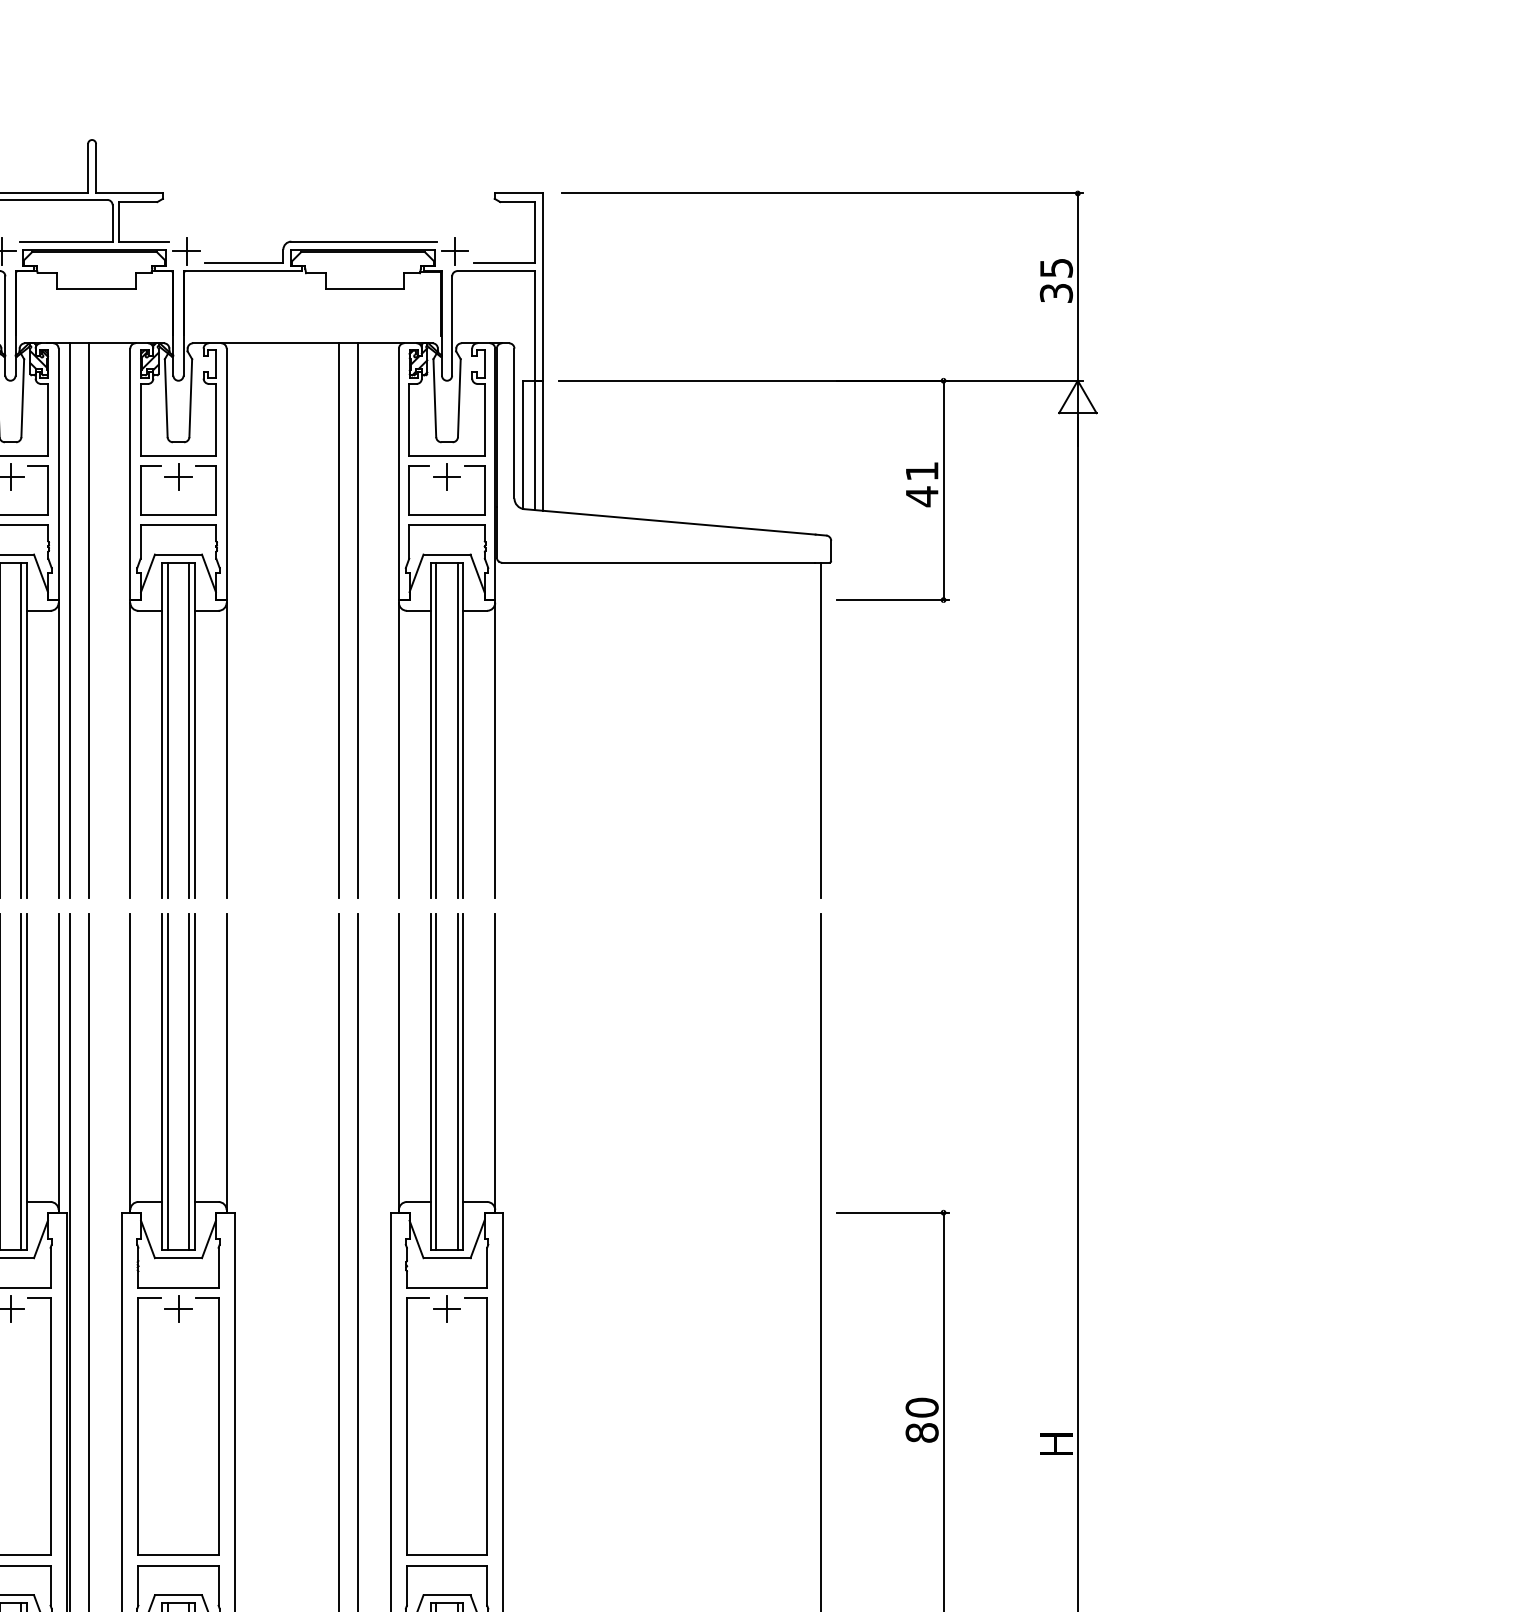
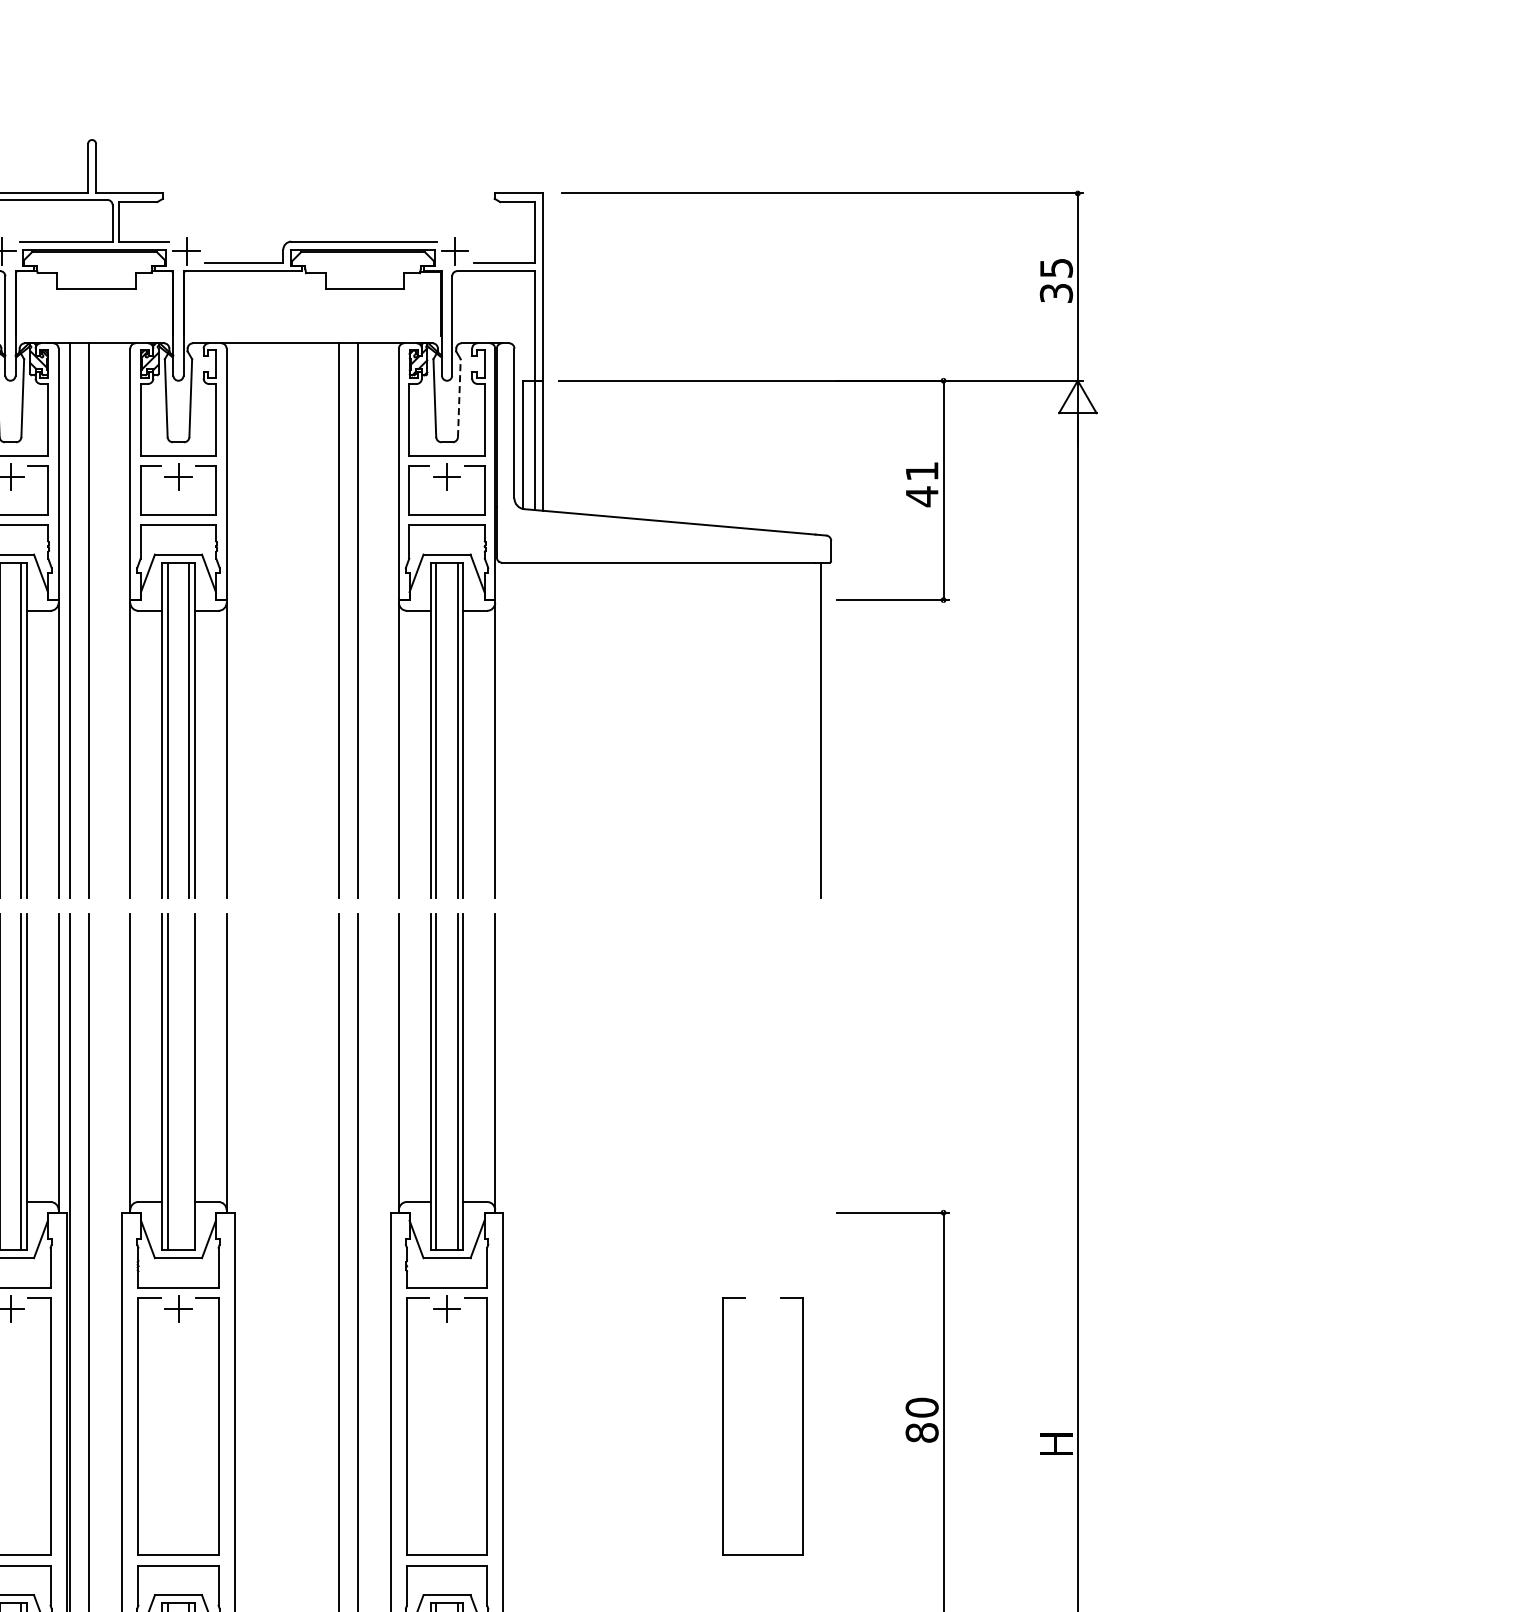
line: solid -> dashed (459, 398)
line: present -> none (189, 1082)
line: present -> none (820, 1261)
part: none -> present (723, 1426)
